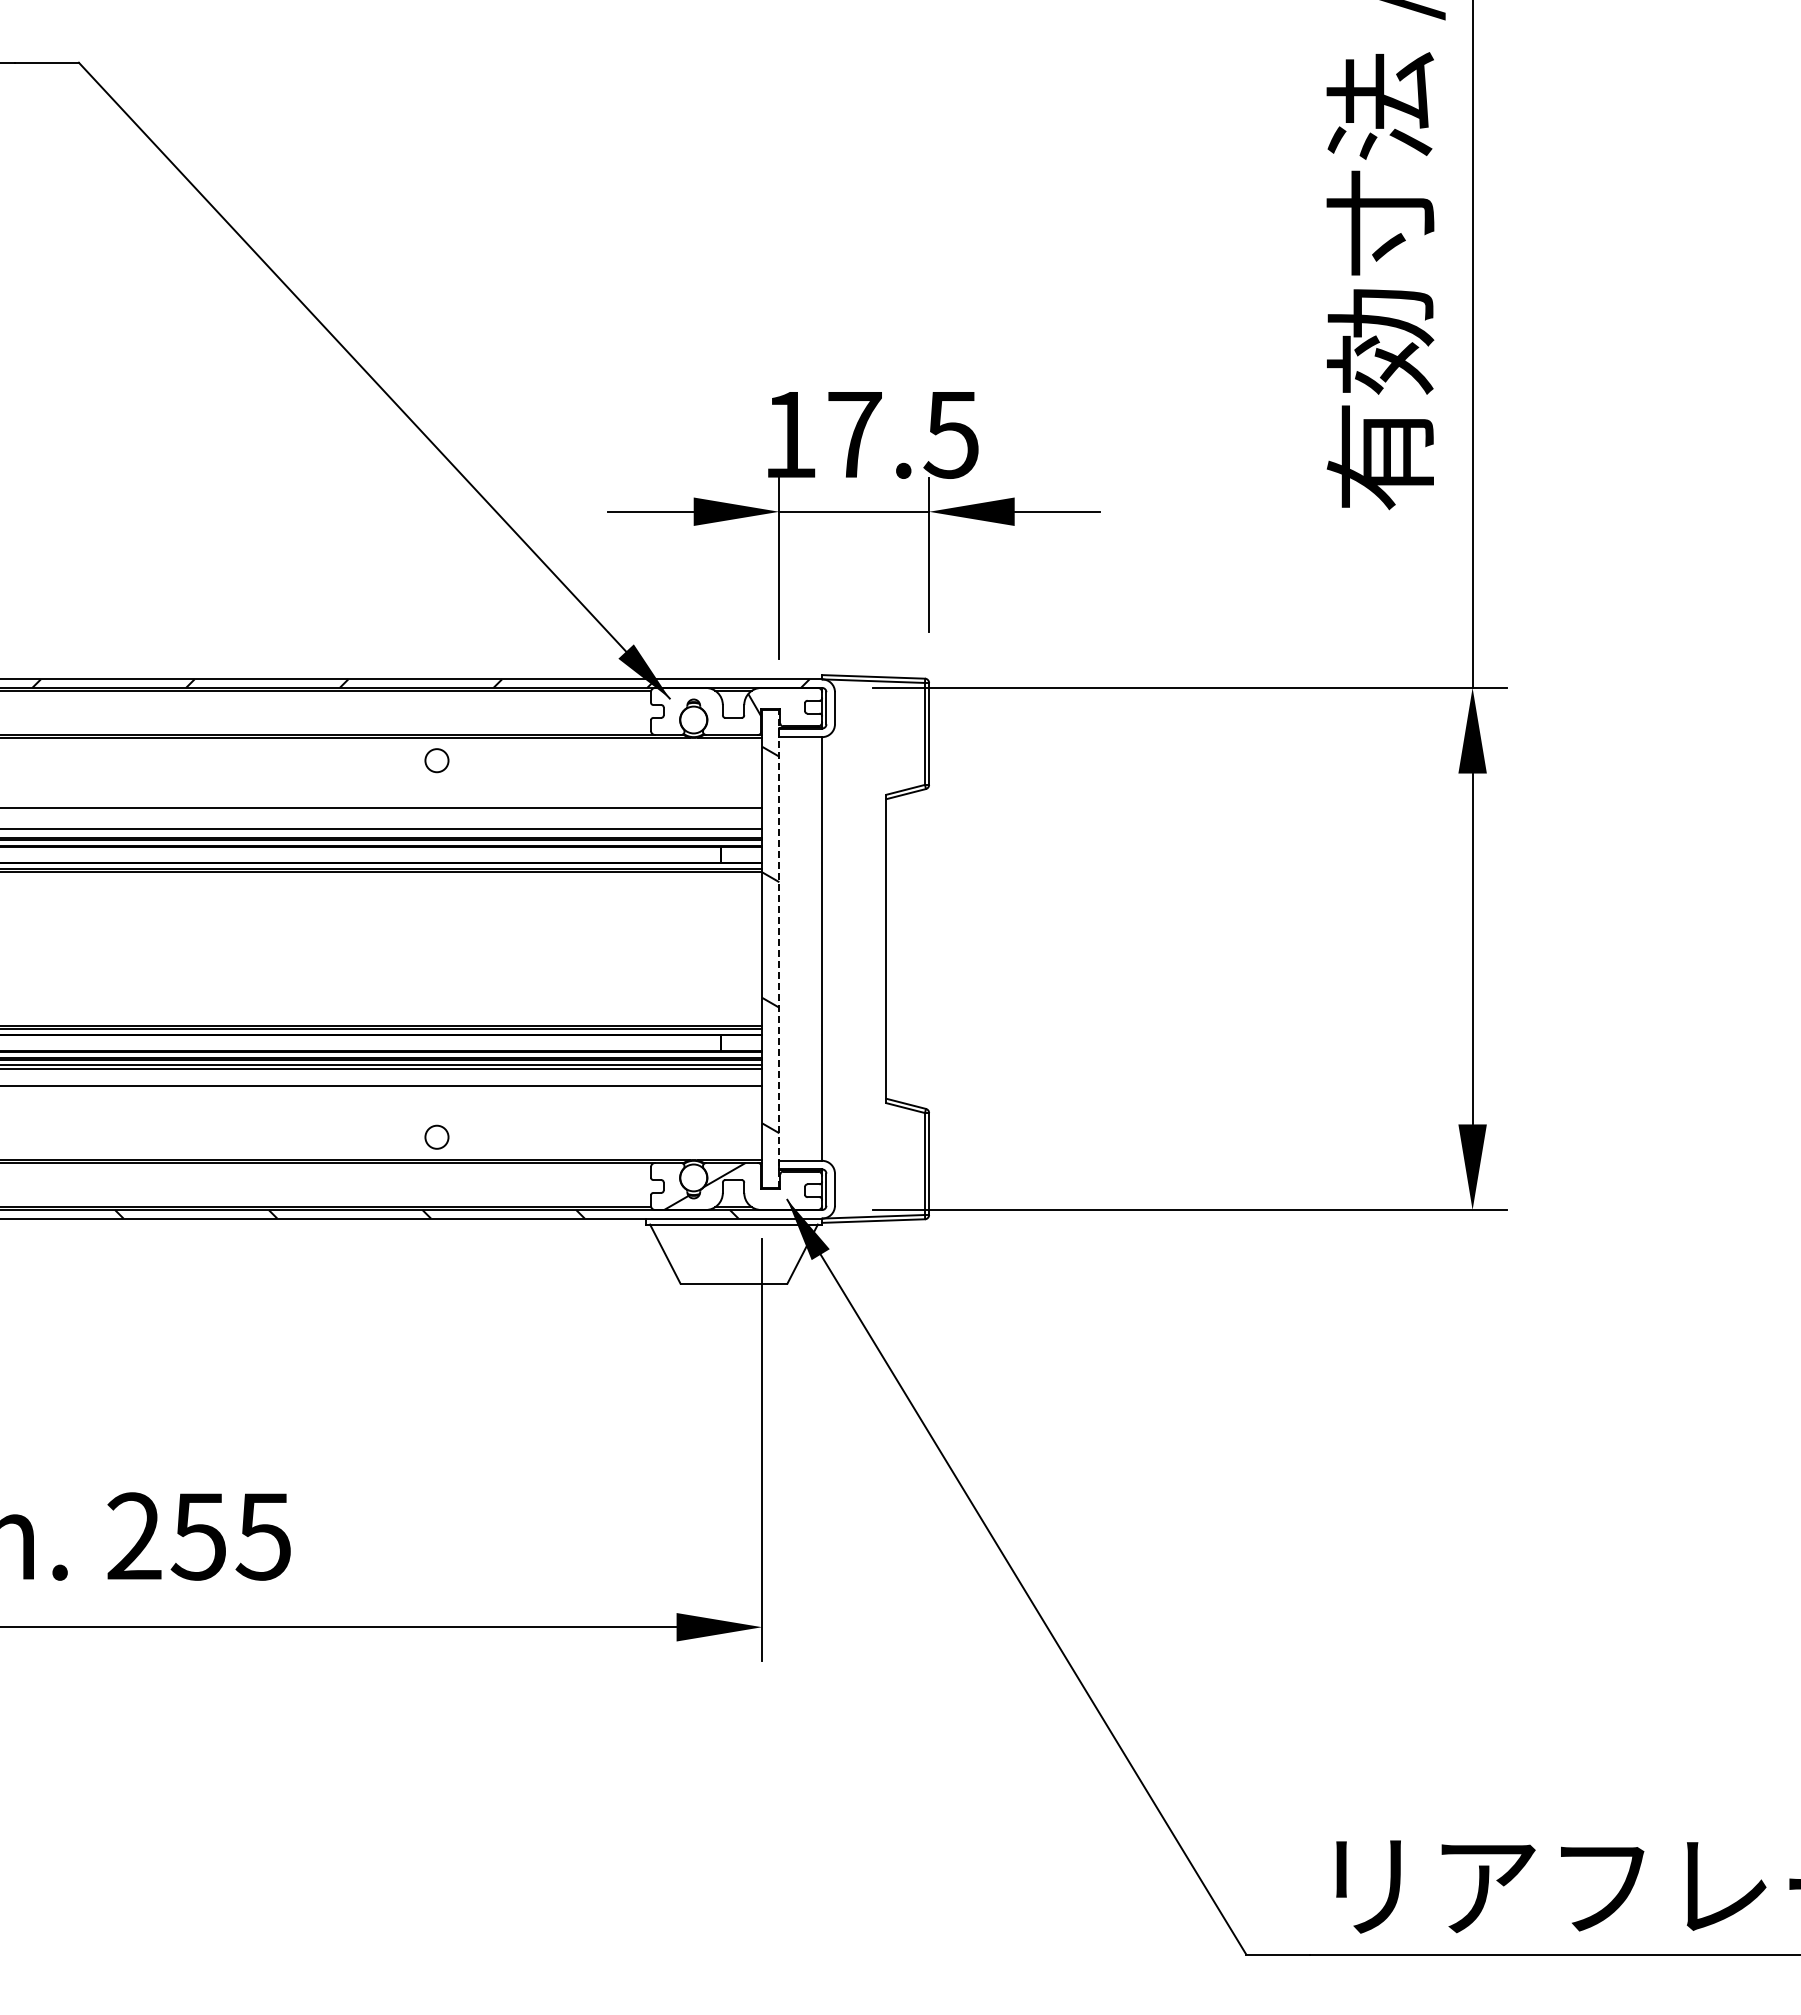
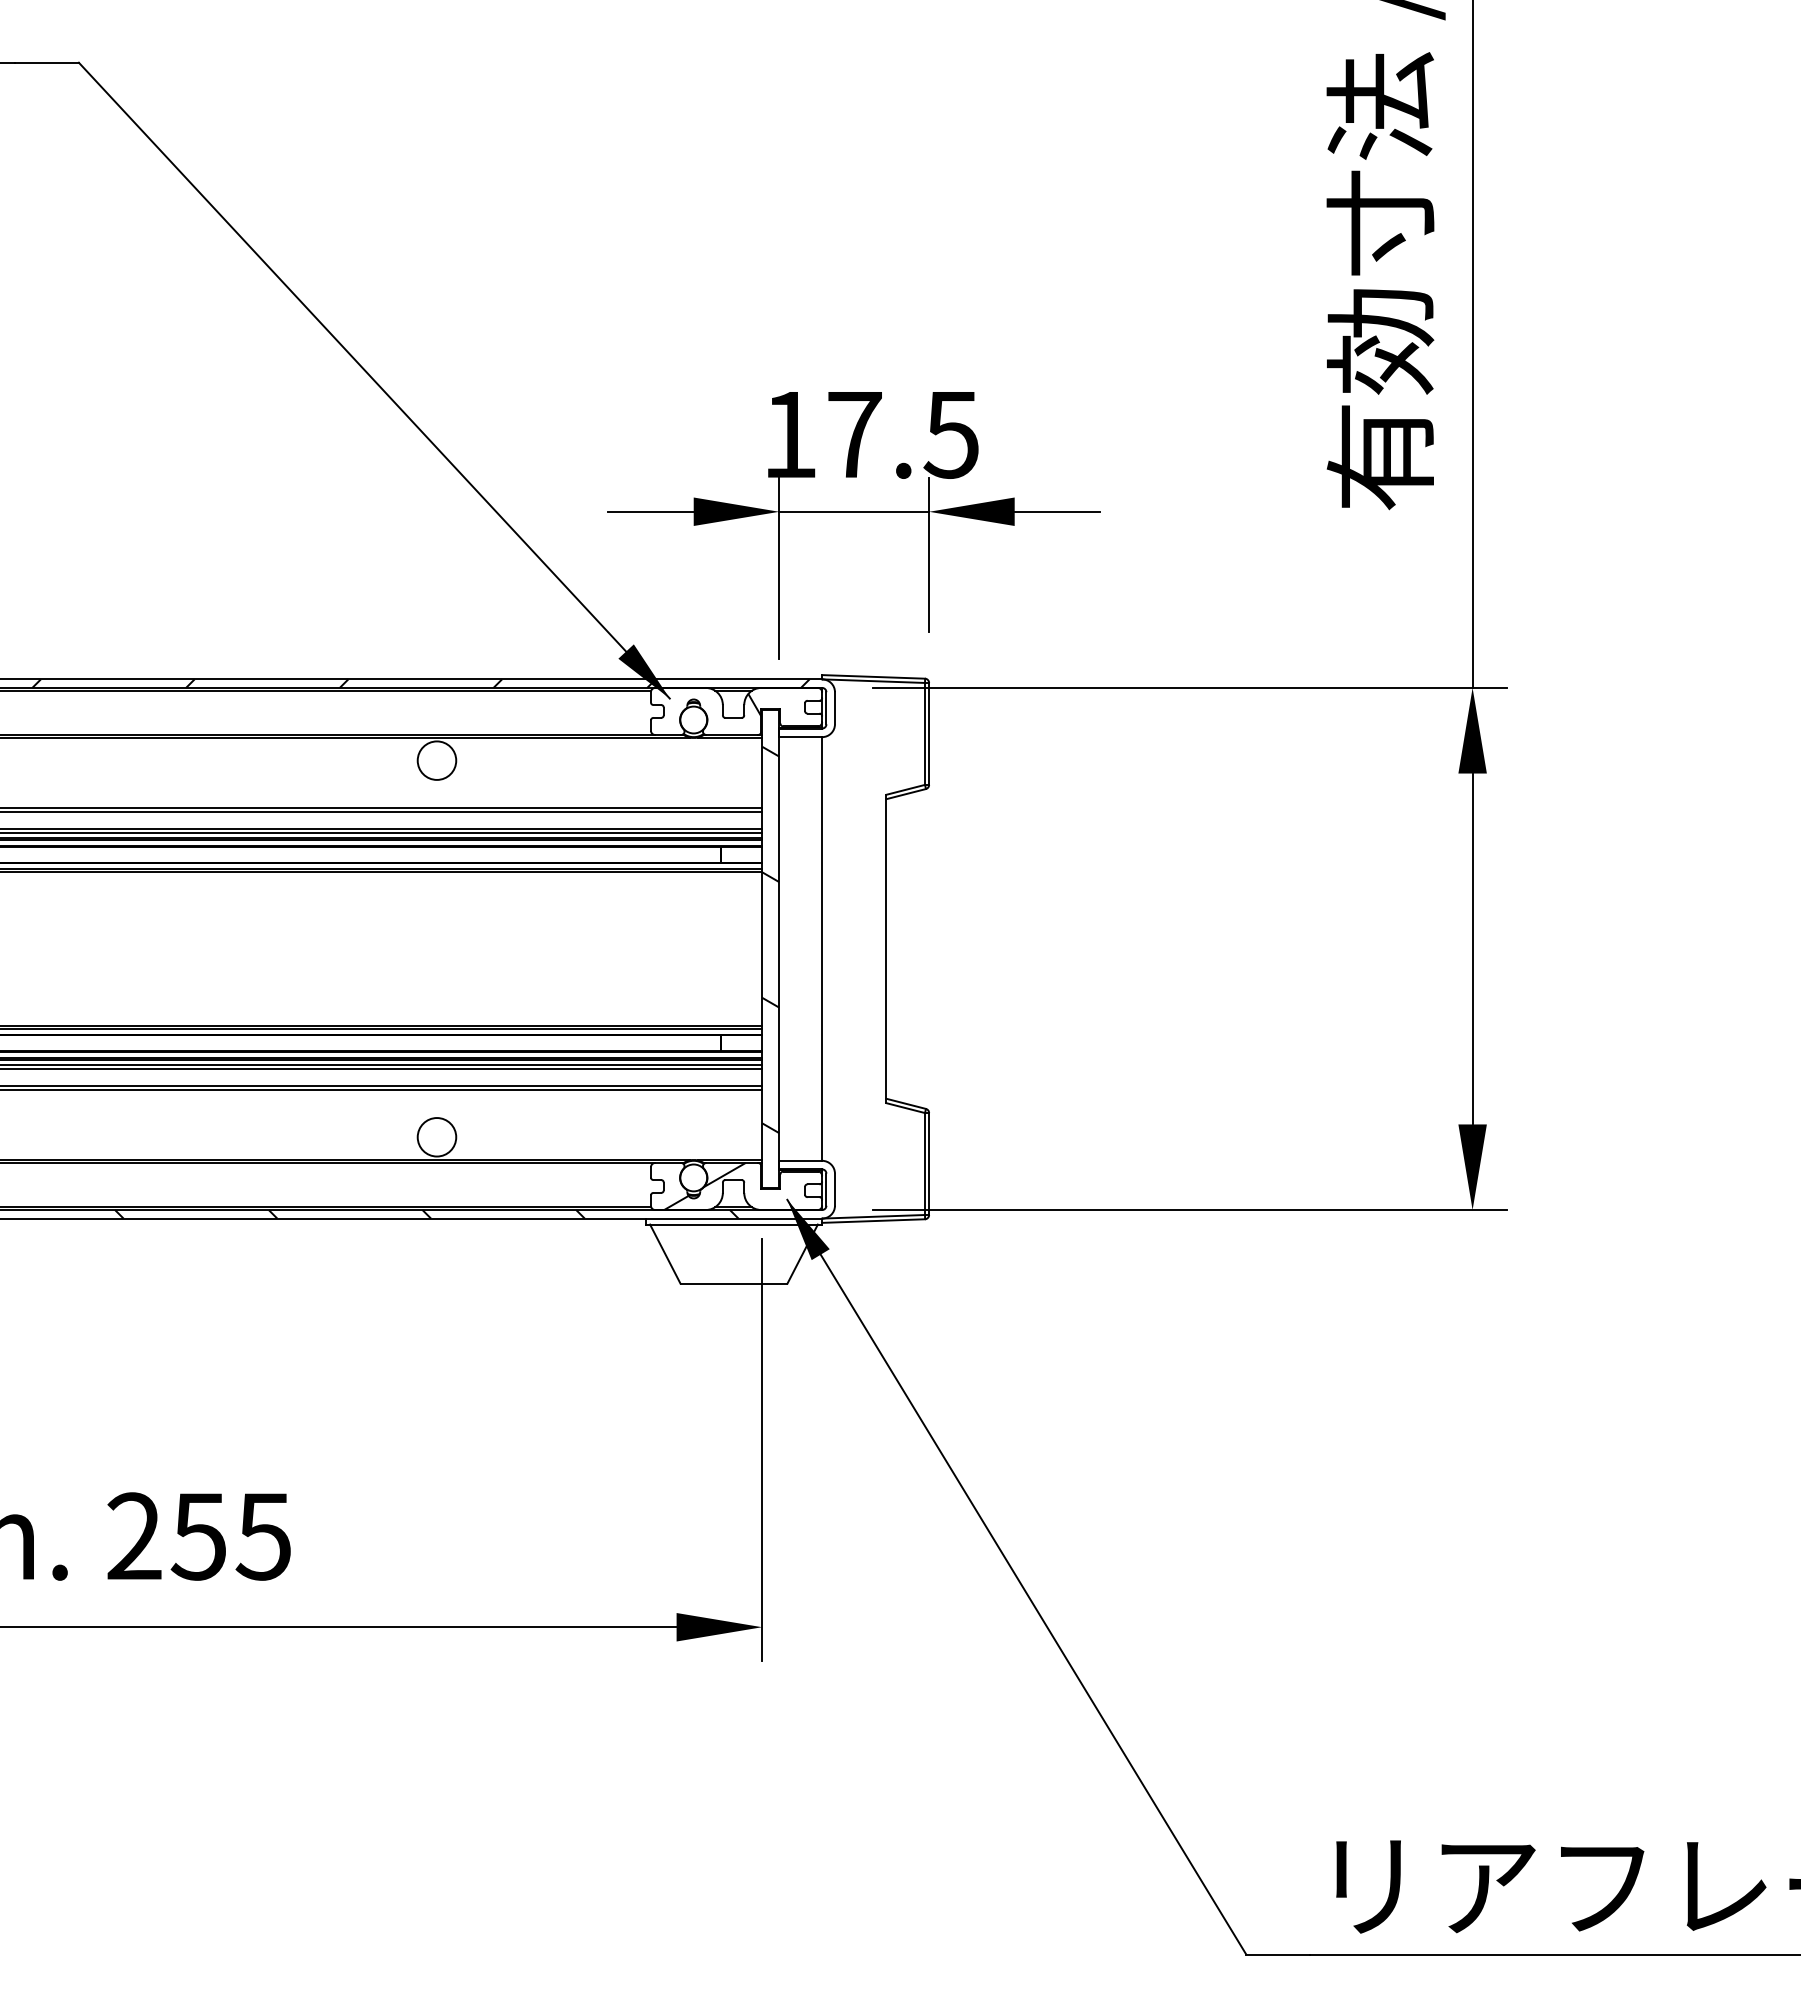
circle diameter: 23 px -> 39 px (436, 760)
line: none -> present (382, 812)
line: none -> present (382, 833)
line: dashed -> solid (779, 948)
line: none -> present (382, 1090)
circle diameter: 23 px -> 39 px (436, 1137)
